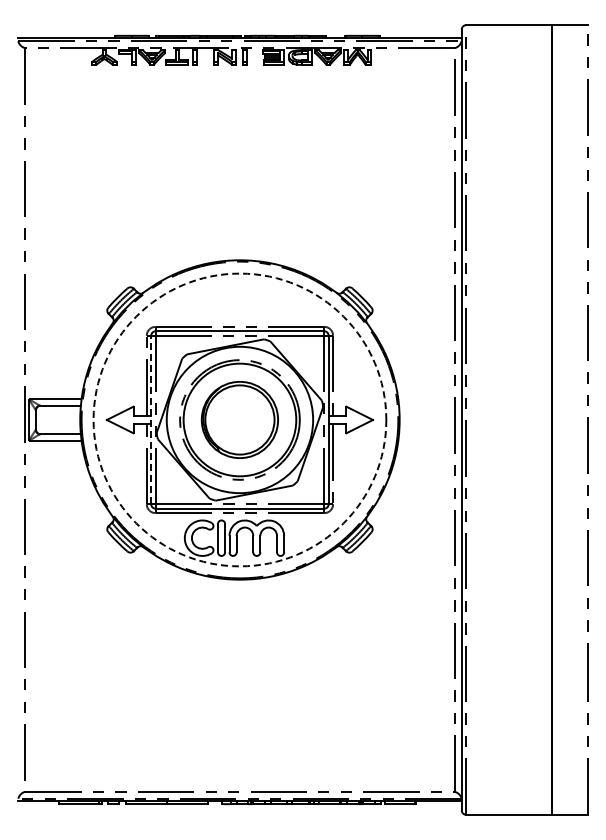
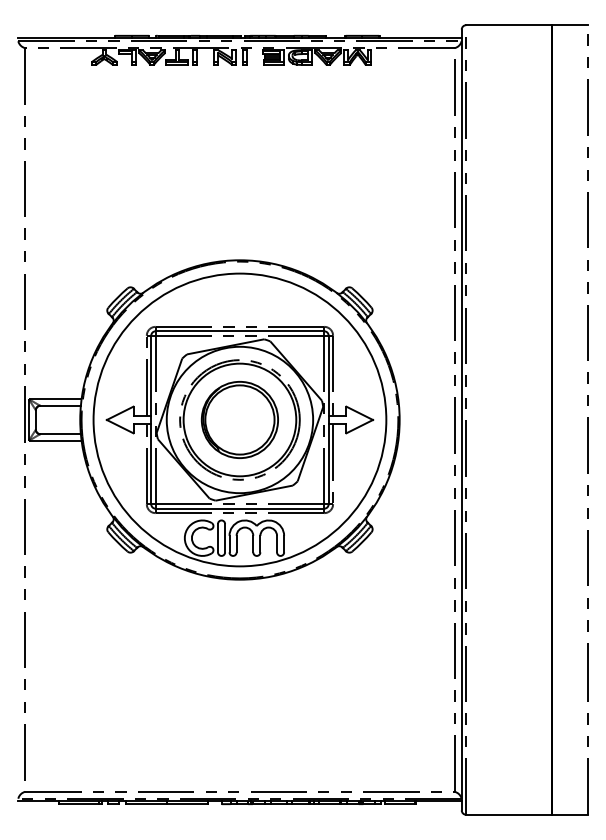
line: dashed -> solid (151, 419)
circle: dashed -> solid (239, 419)
